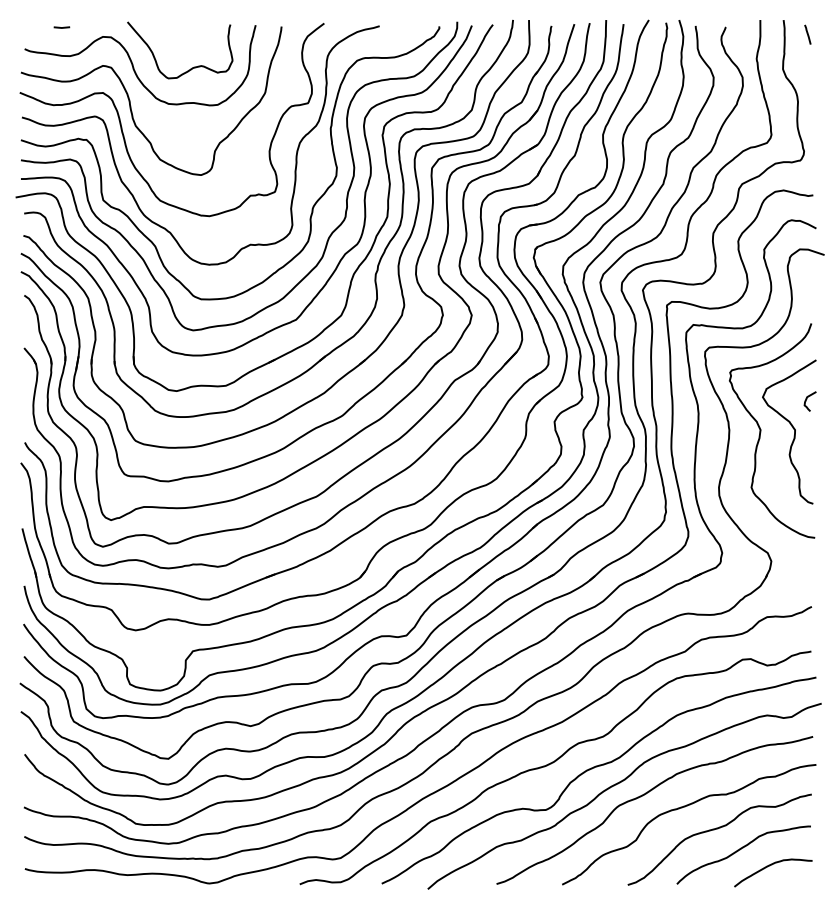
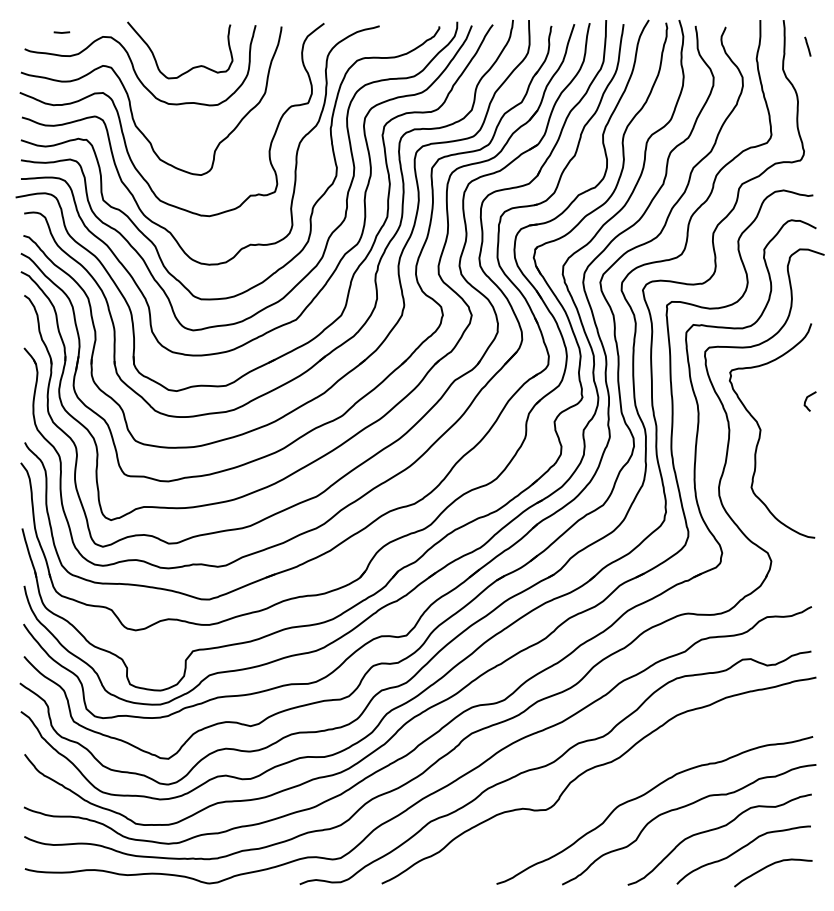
line position: (61, 27) -> (61, 32) (61, 32)
line position: (807, 34) -> (807, 46) (807, 46)
curve: present -> none (792, 428)
curve: present -> none (618, 784)
